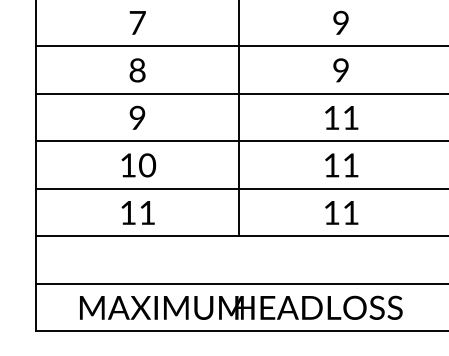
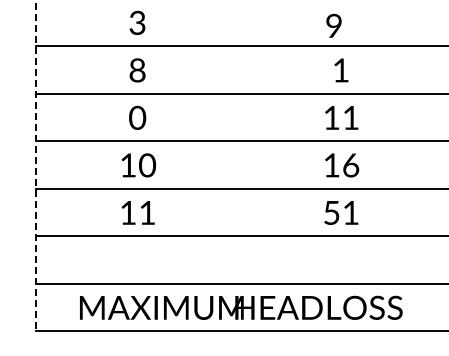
text: 7 -> 3 (137, 22)
text position: (340, 22) -> (333, 25) (333, 25)
text: 9 -> 1 (340, 70)
text: 9 -> 0 (137, 118)
line: present -> none (239, 119)
text: 11 -> 16 (351, 165)
line: solid -> dashed (35, 166)
text: 11 -> 51 (331, 212)
